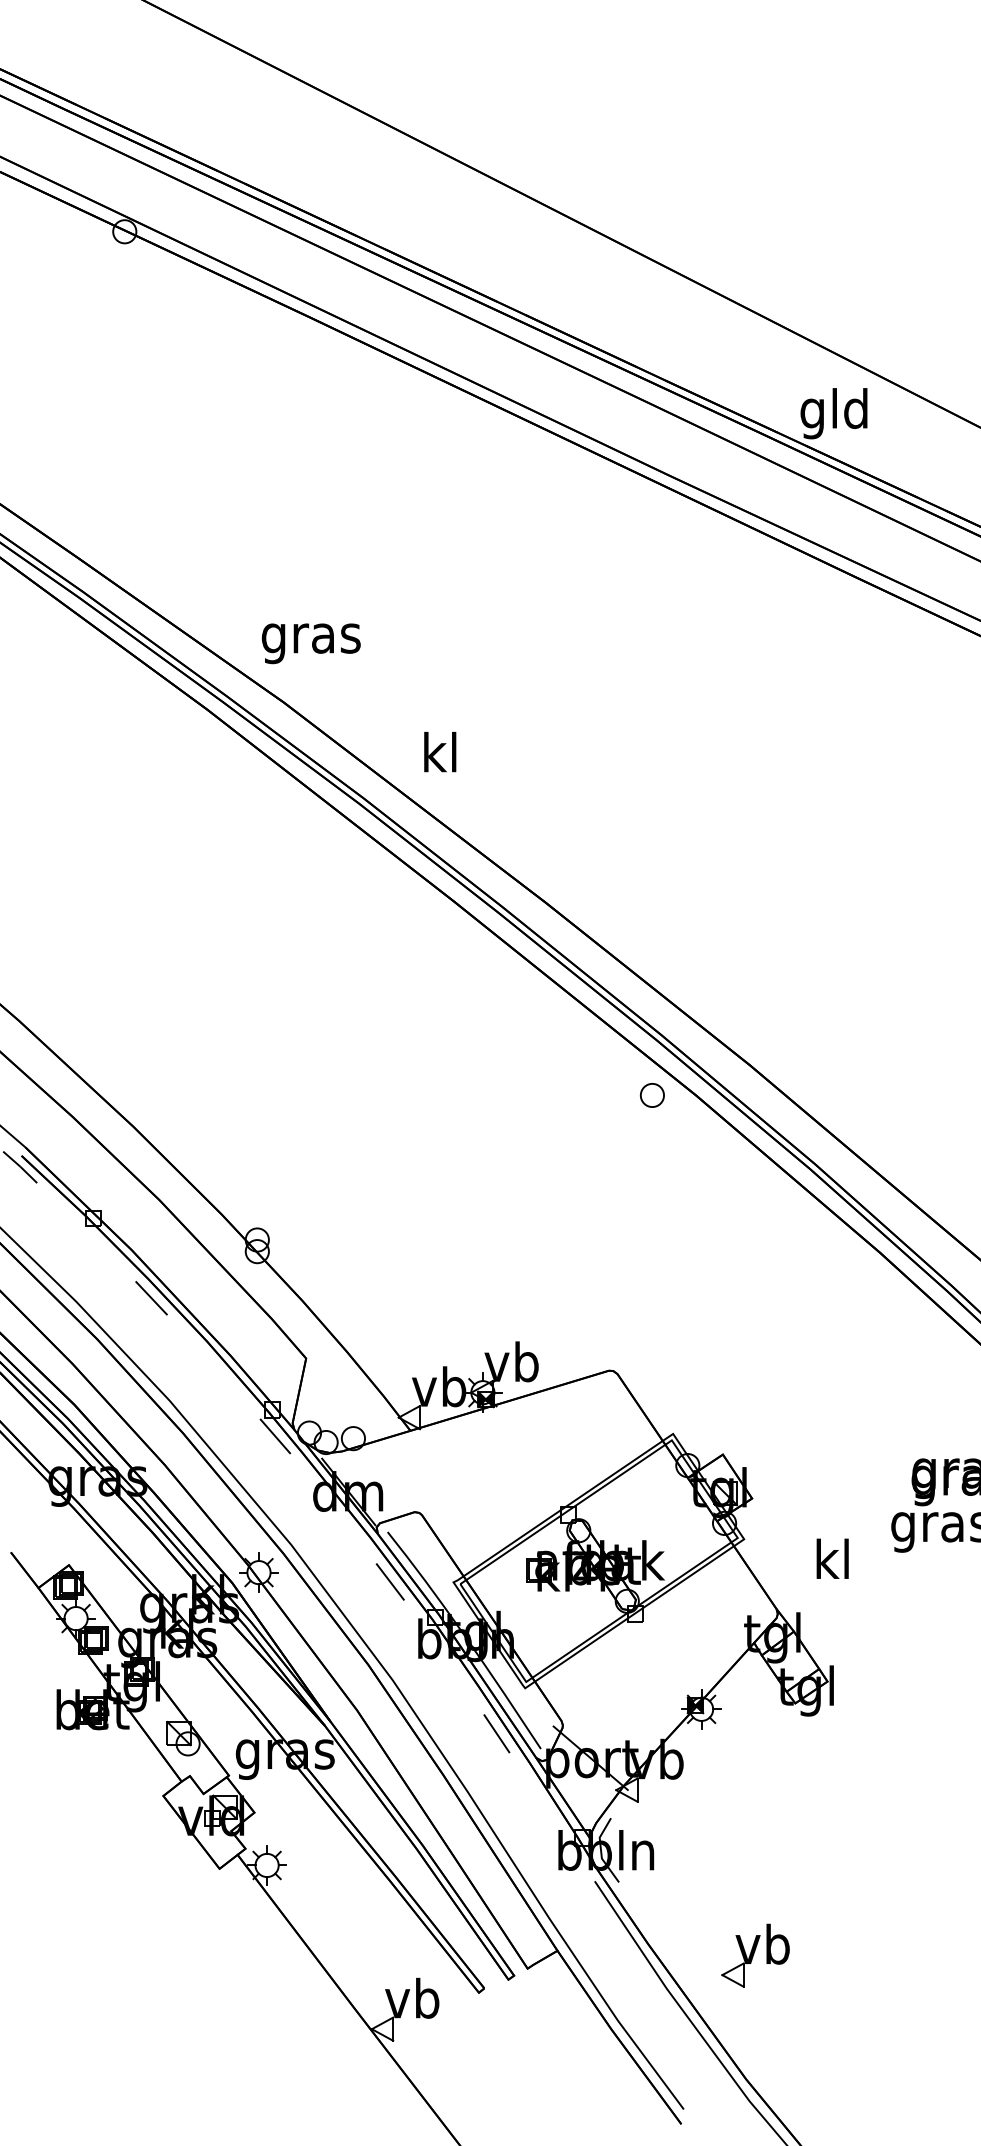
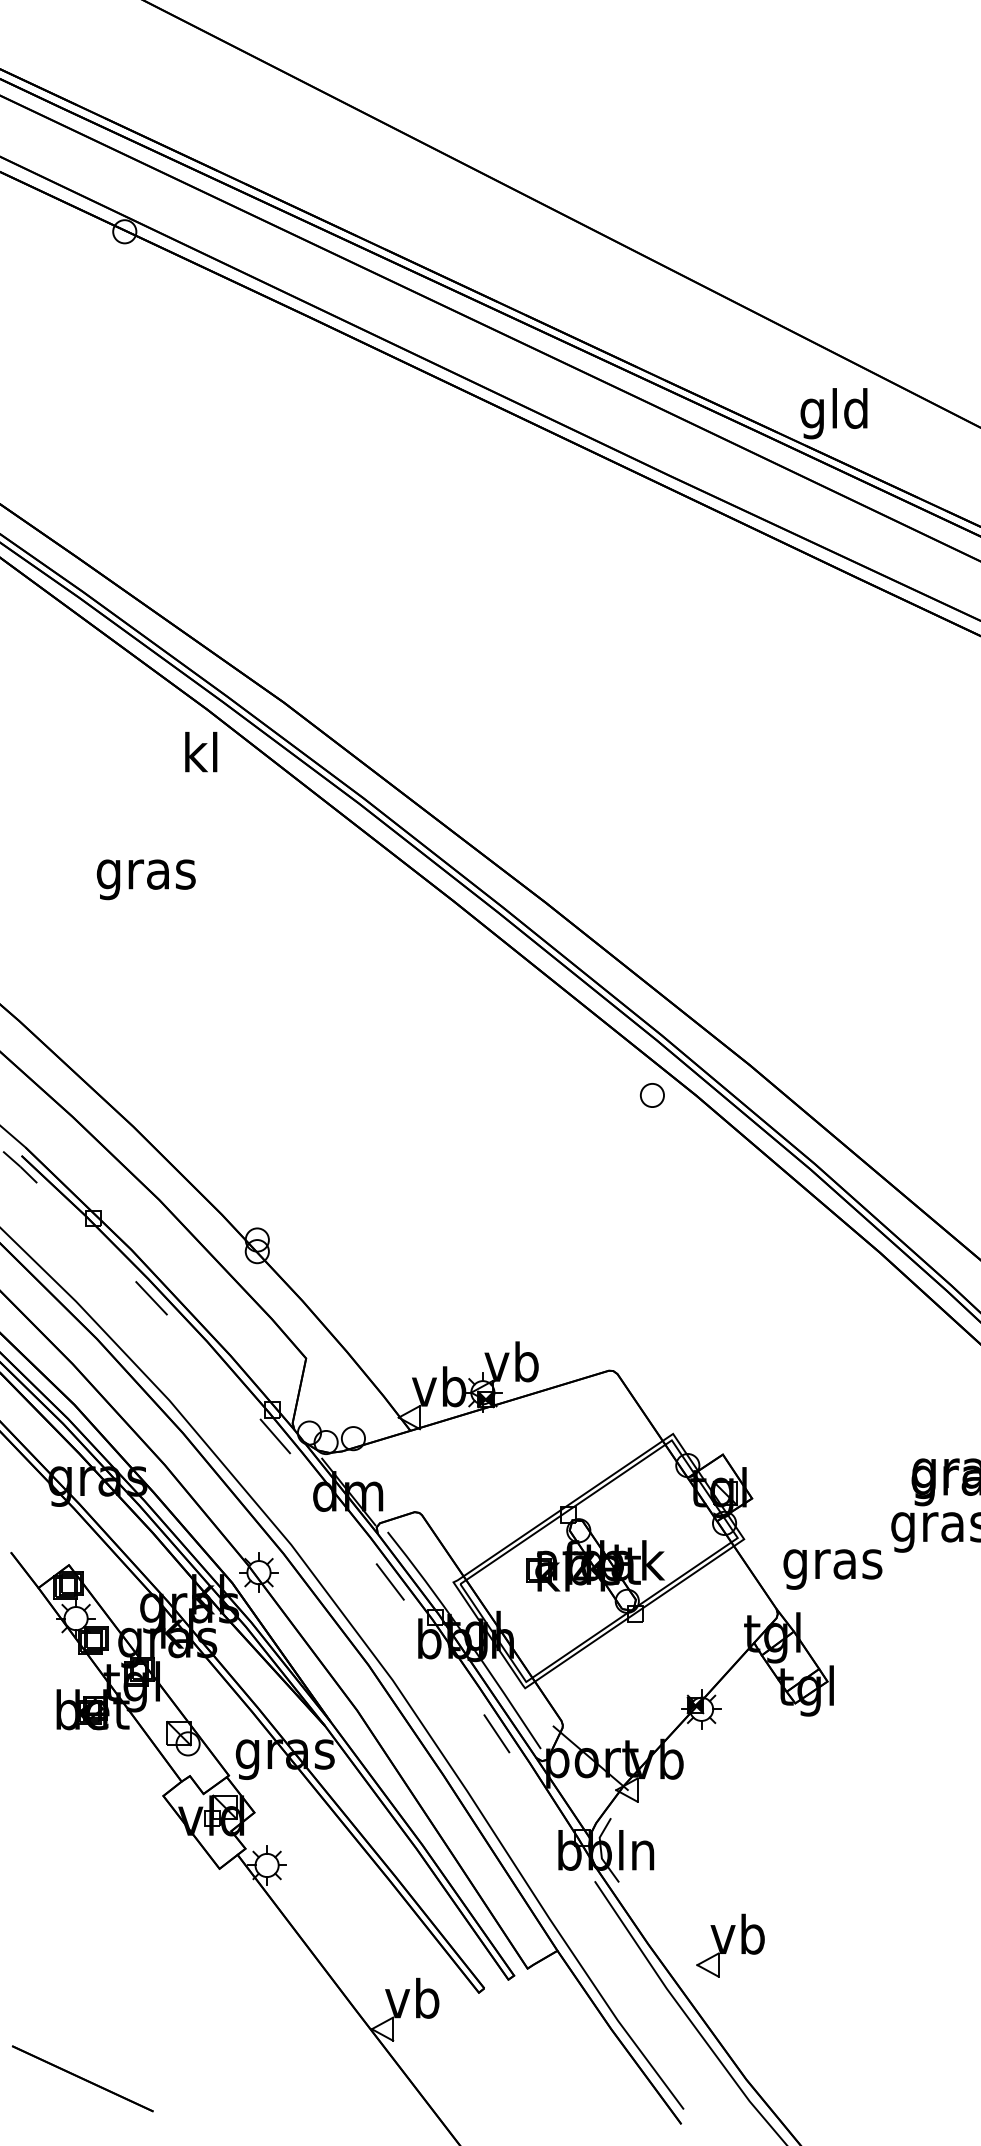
text position: (310, 643) -> (145, 879) (145, 879)
text position: (440, 752) -> (201, 752) (201, 752)
text: kl -> gras (832, 1563)
part position: (755, 1955) -> (730, 1945) (730, 1945)
line: none -> present (82, 2078)
